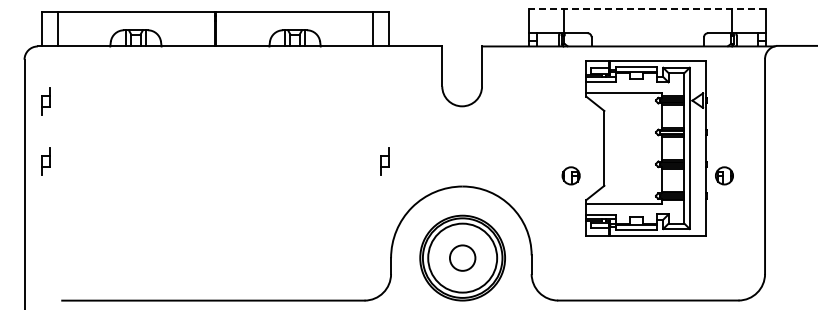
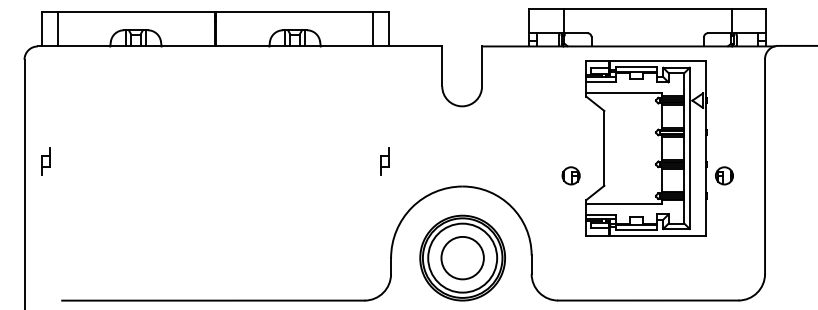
line: dashed -> solid (647, 9)
part: present -> none (45, 101)
circle diameter: 25 px -> 42 px (462, 257)
